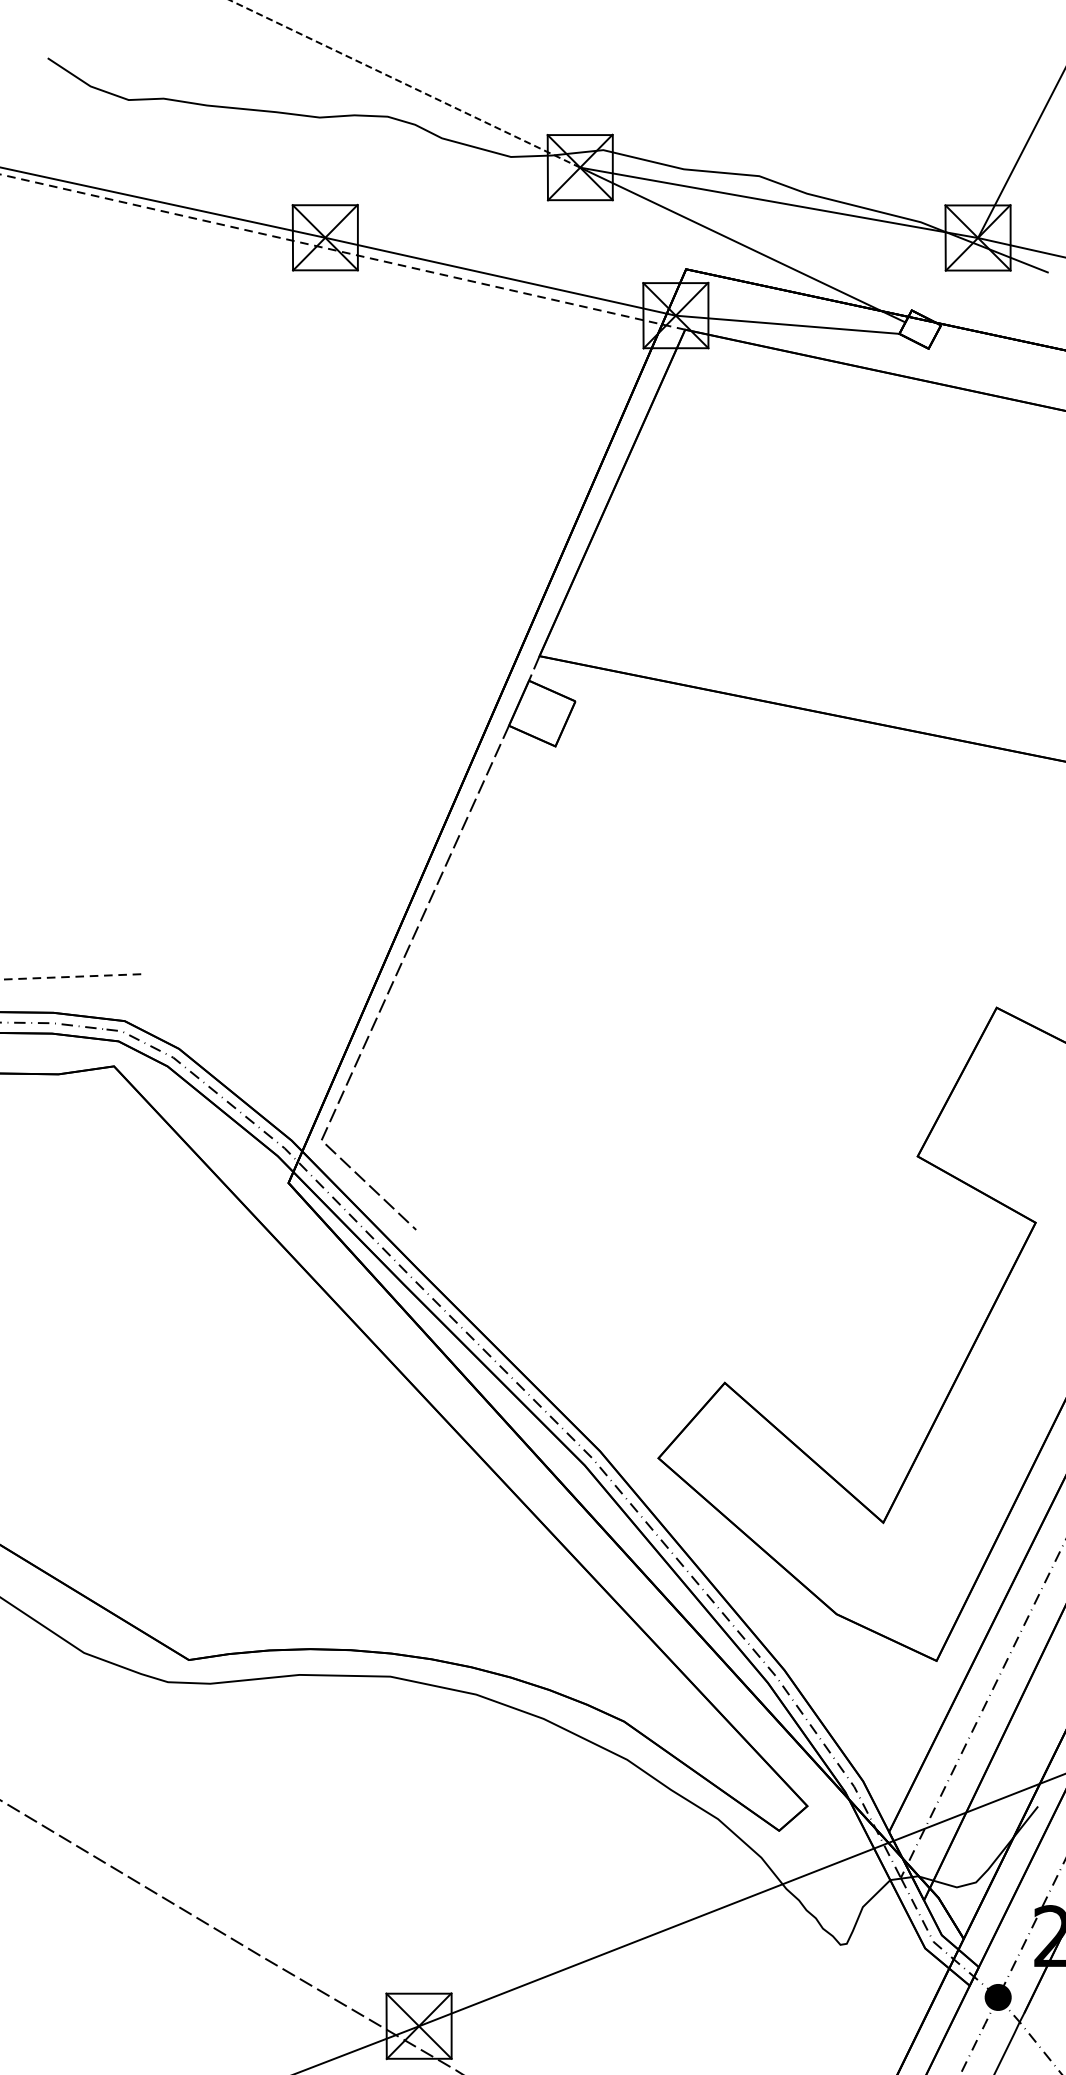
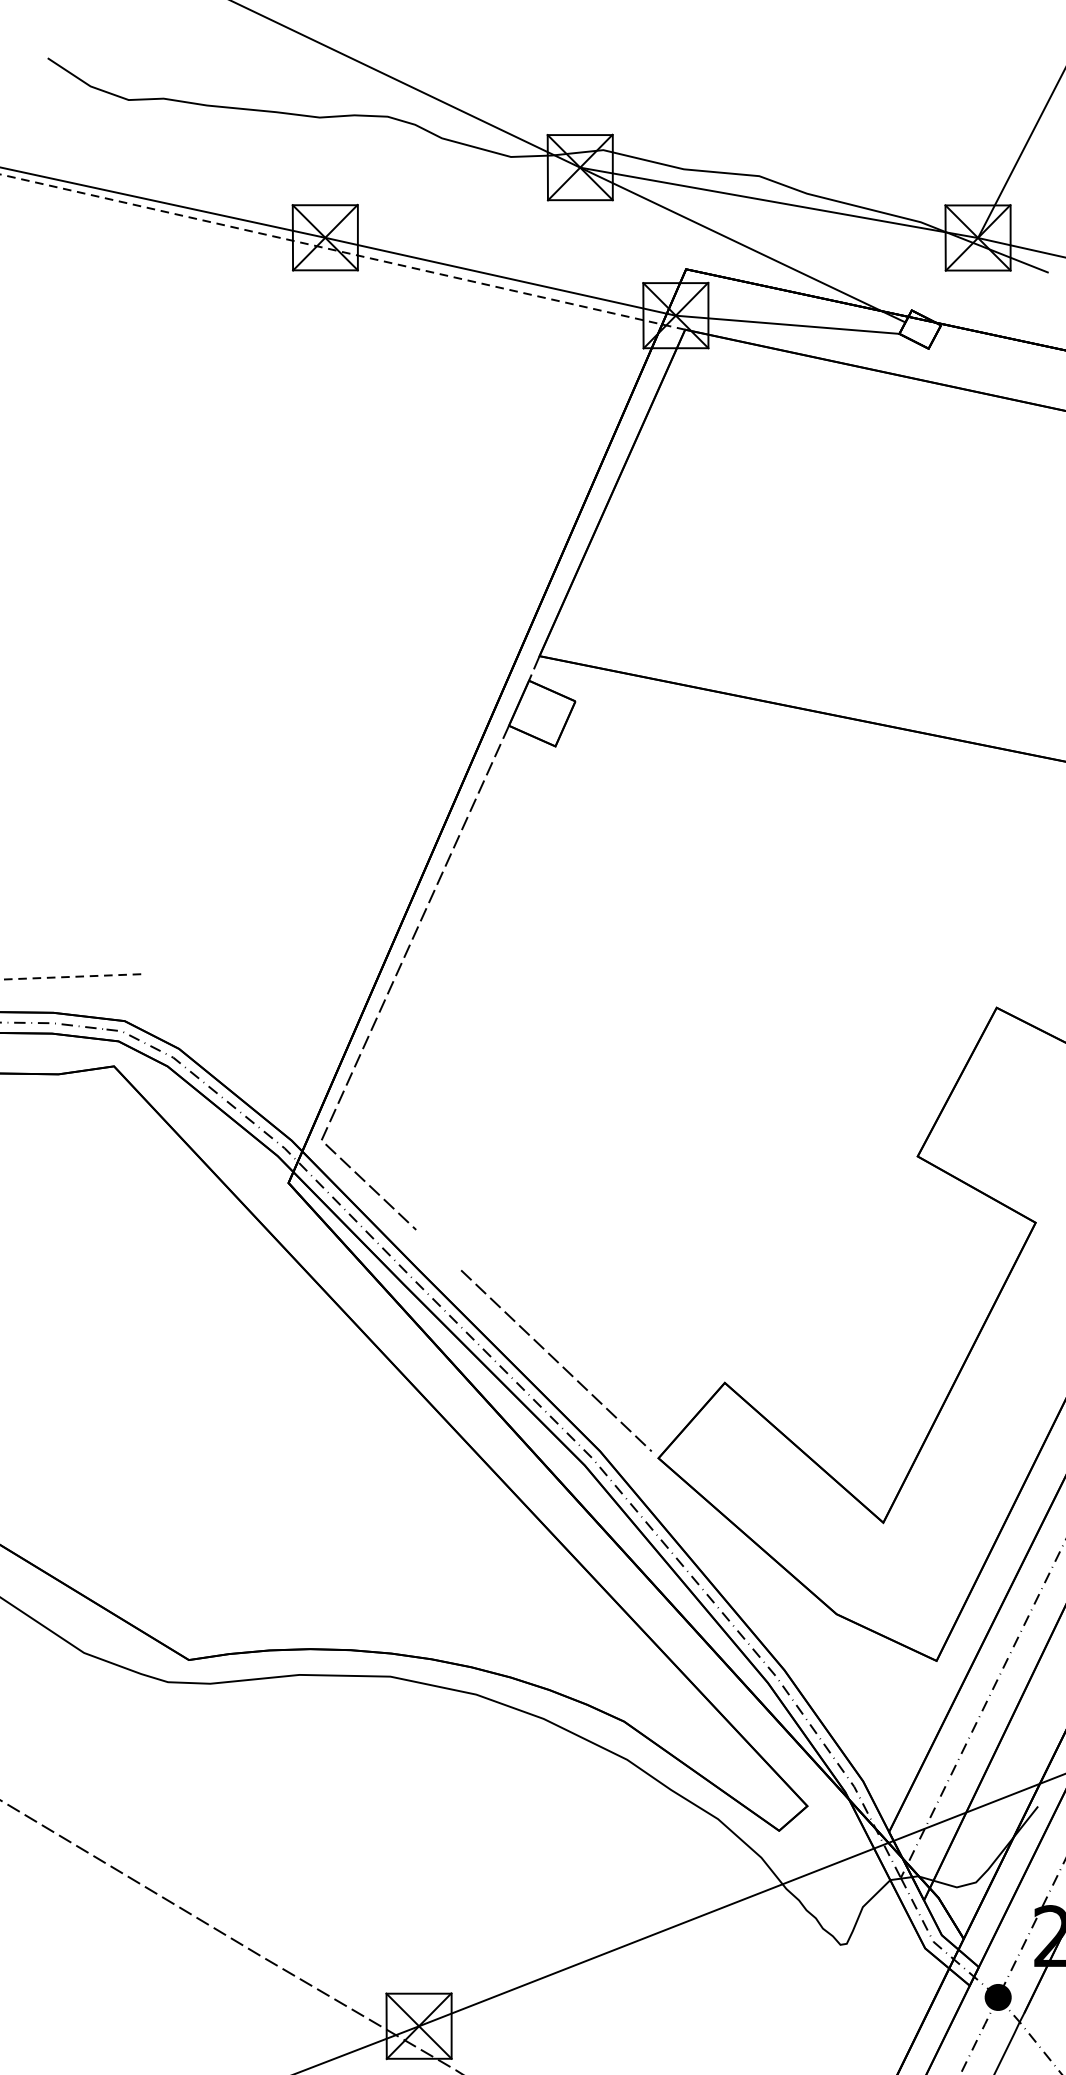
line: dashed -> solid (404, 83)
line: none -> present (556, 1360)
